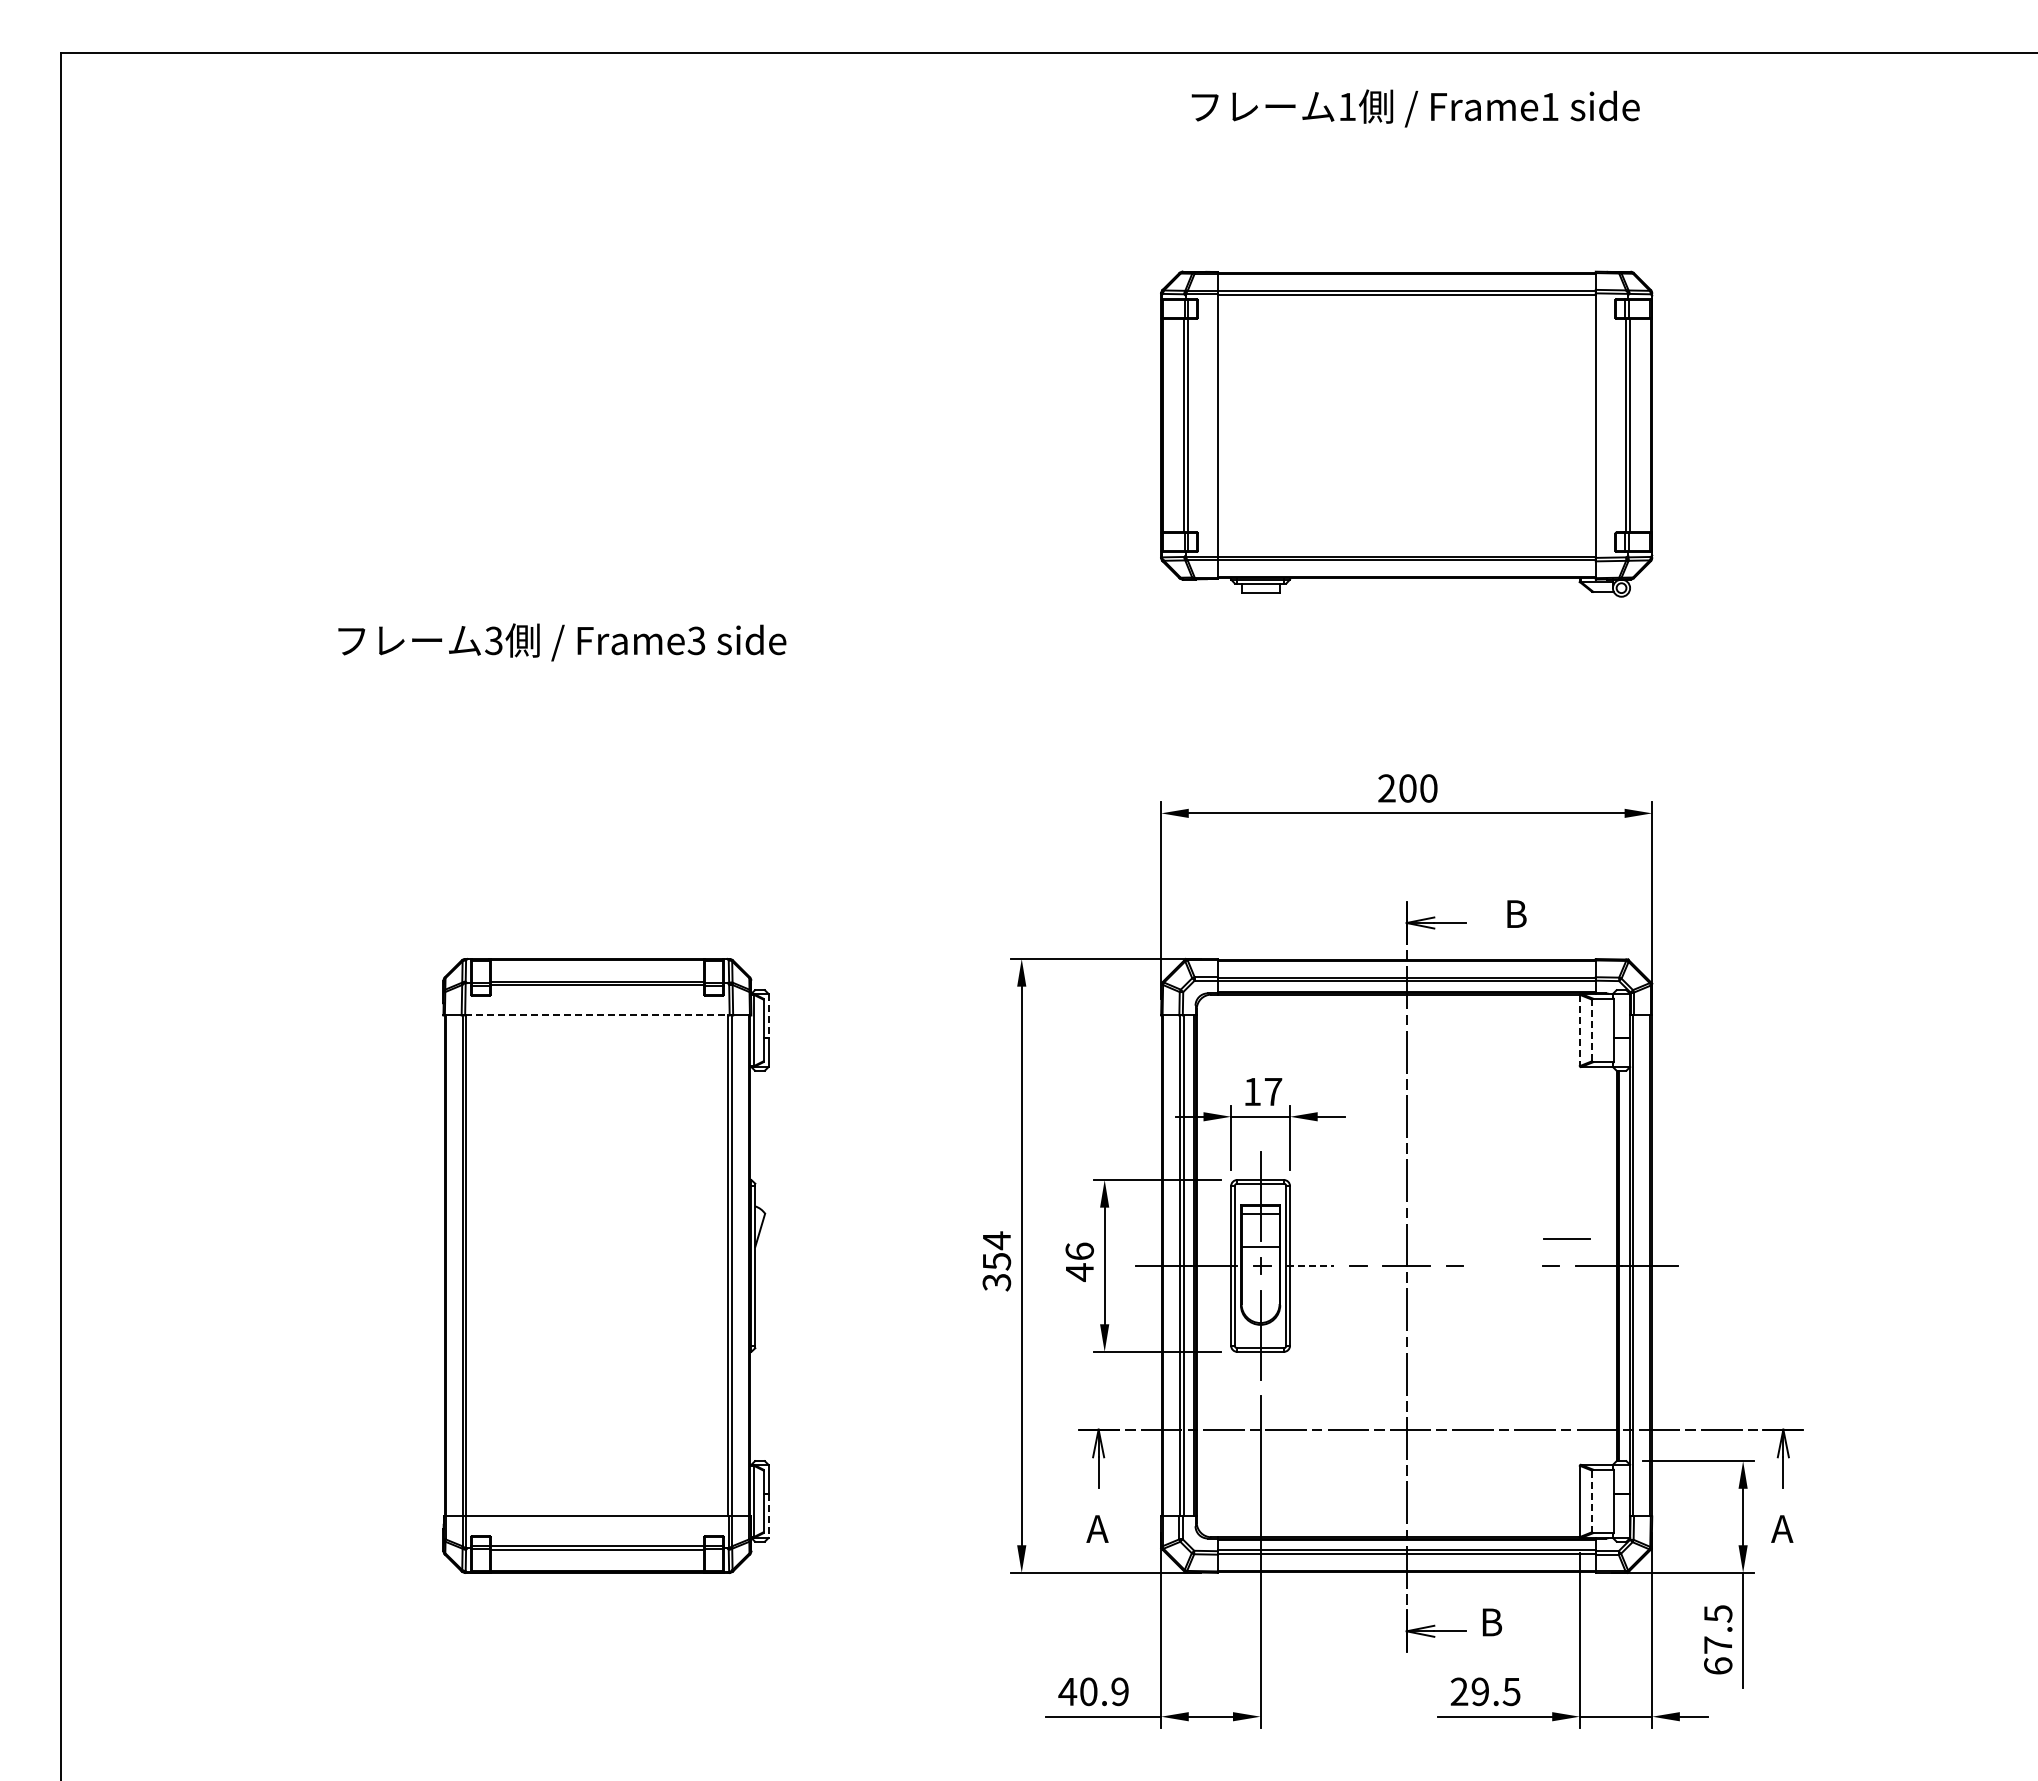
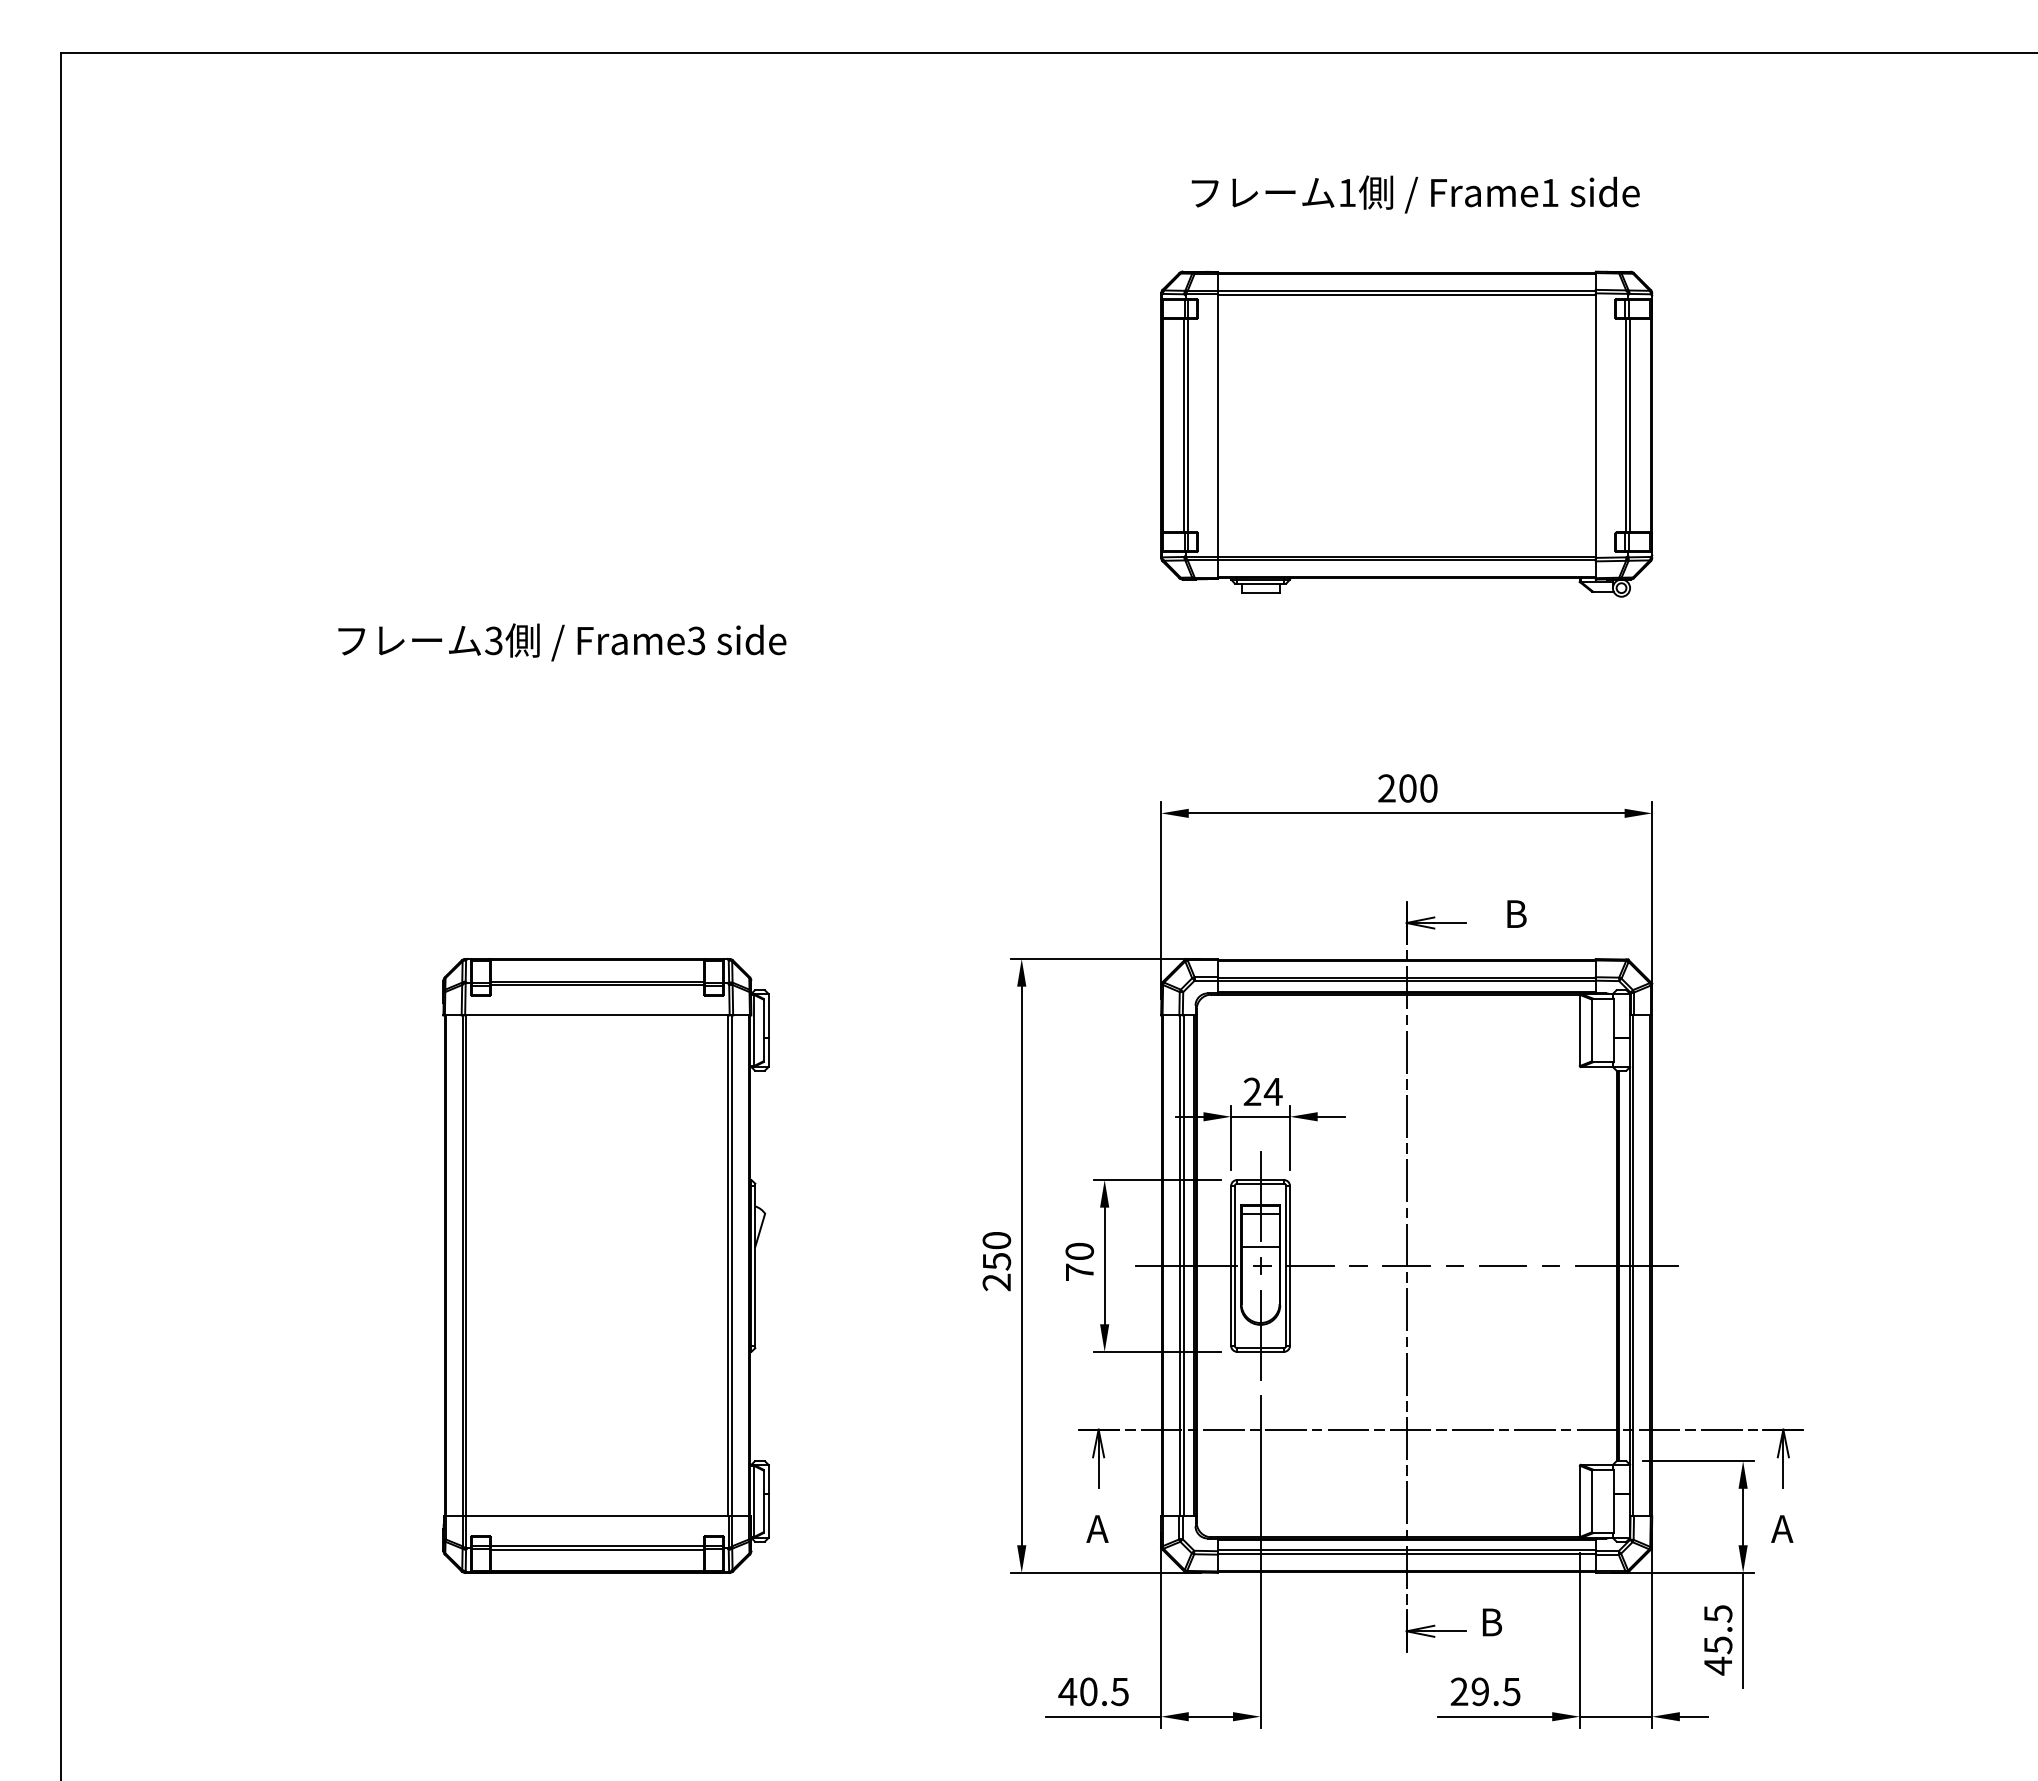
text position: (1415, 108) -> (1415, 194) (1415, 194)
line: dashed -> solid (597, 1015)
line: dashed -> solid (768, 1015)
line: dashed -> solid (1579, 1030)
line: dashed -> solid (1592, 1030)
text: 17 -> 24 (1262, 1091)
line position: (1566, 1238) -> (1502, 1265) (1502, 1265)
text: 354 -> 250 (996, 1261)
text: 46 -> 70 (1079, 1262)
line: dashed -> solid (1310, 1265)
line: dashed -> solid (1592, 1501)
line: dashed -> solid (768, 1516)
text: 67.5 -> 45.5 (1718, 1655)
text: 40.9 -> 40.5 (1119, 1691)
